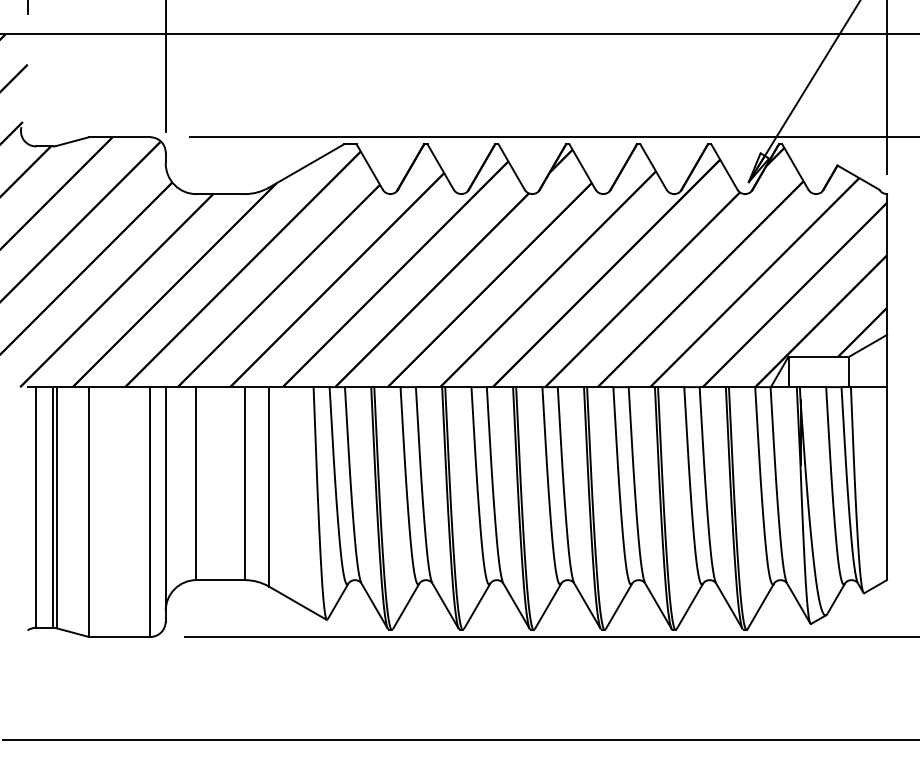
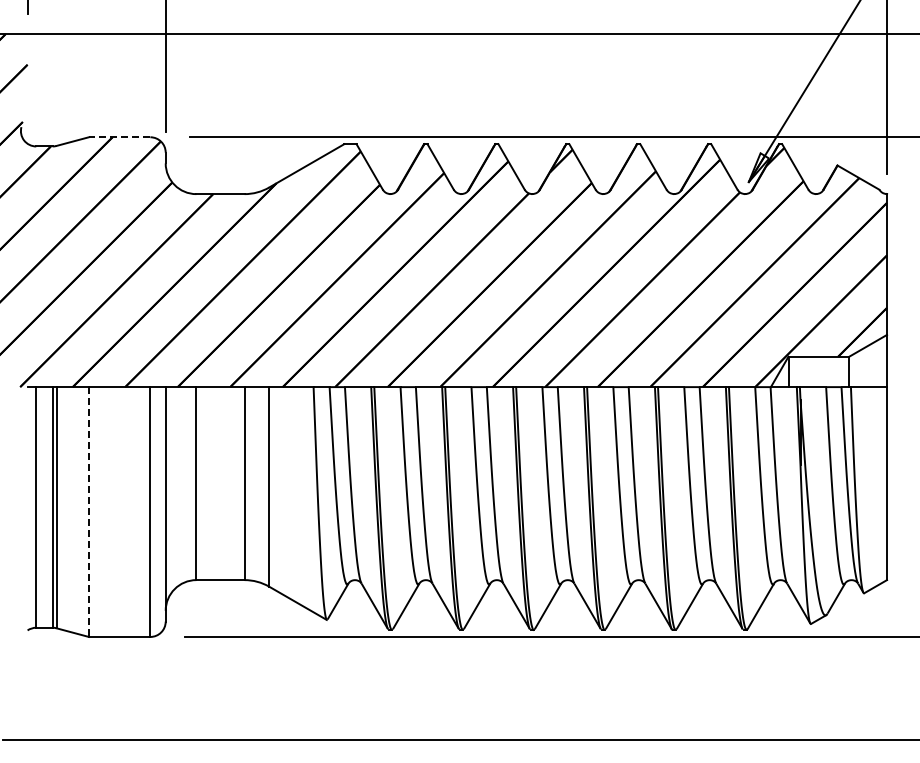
line: solid -> dashed (119, 137)
line: solid -> dashed (88, 512)
